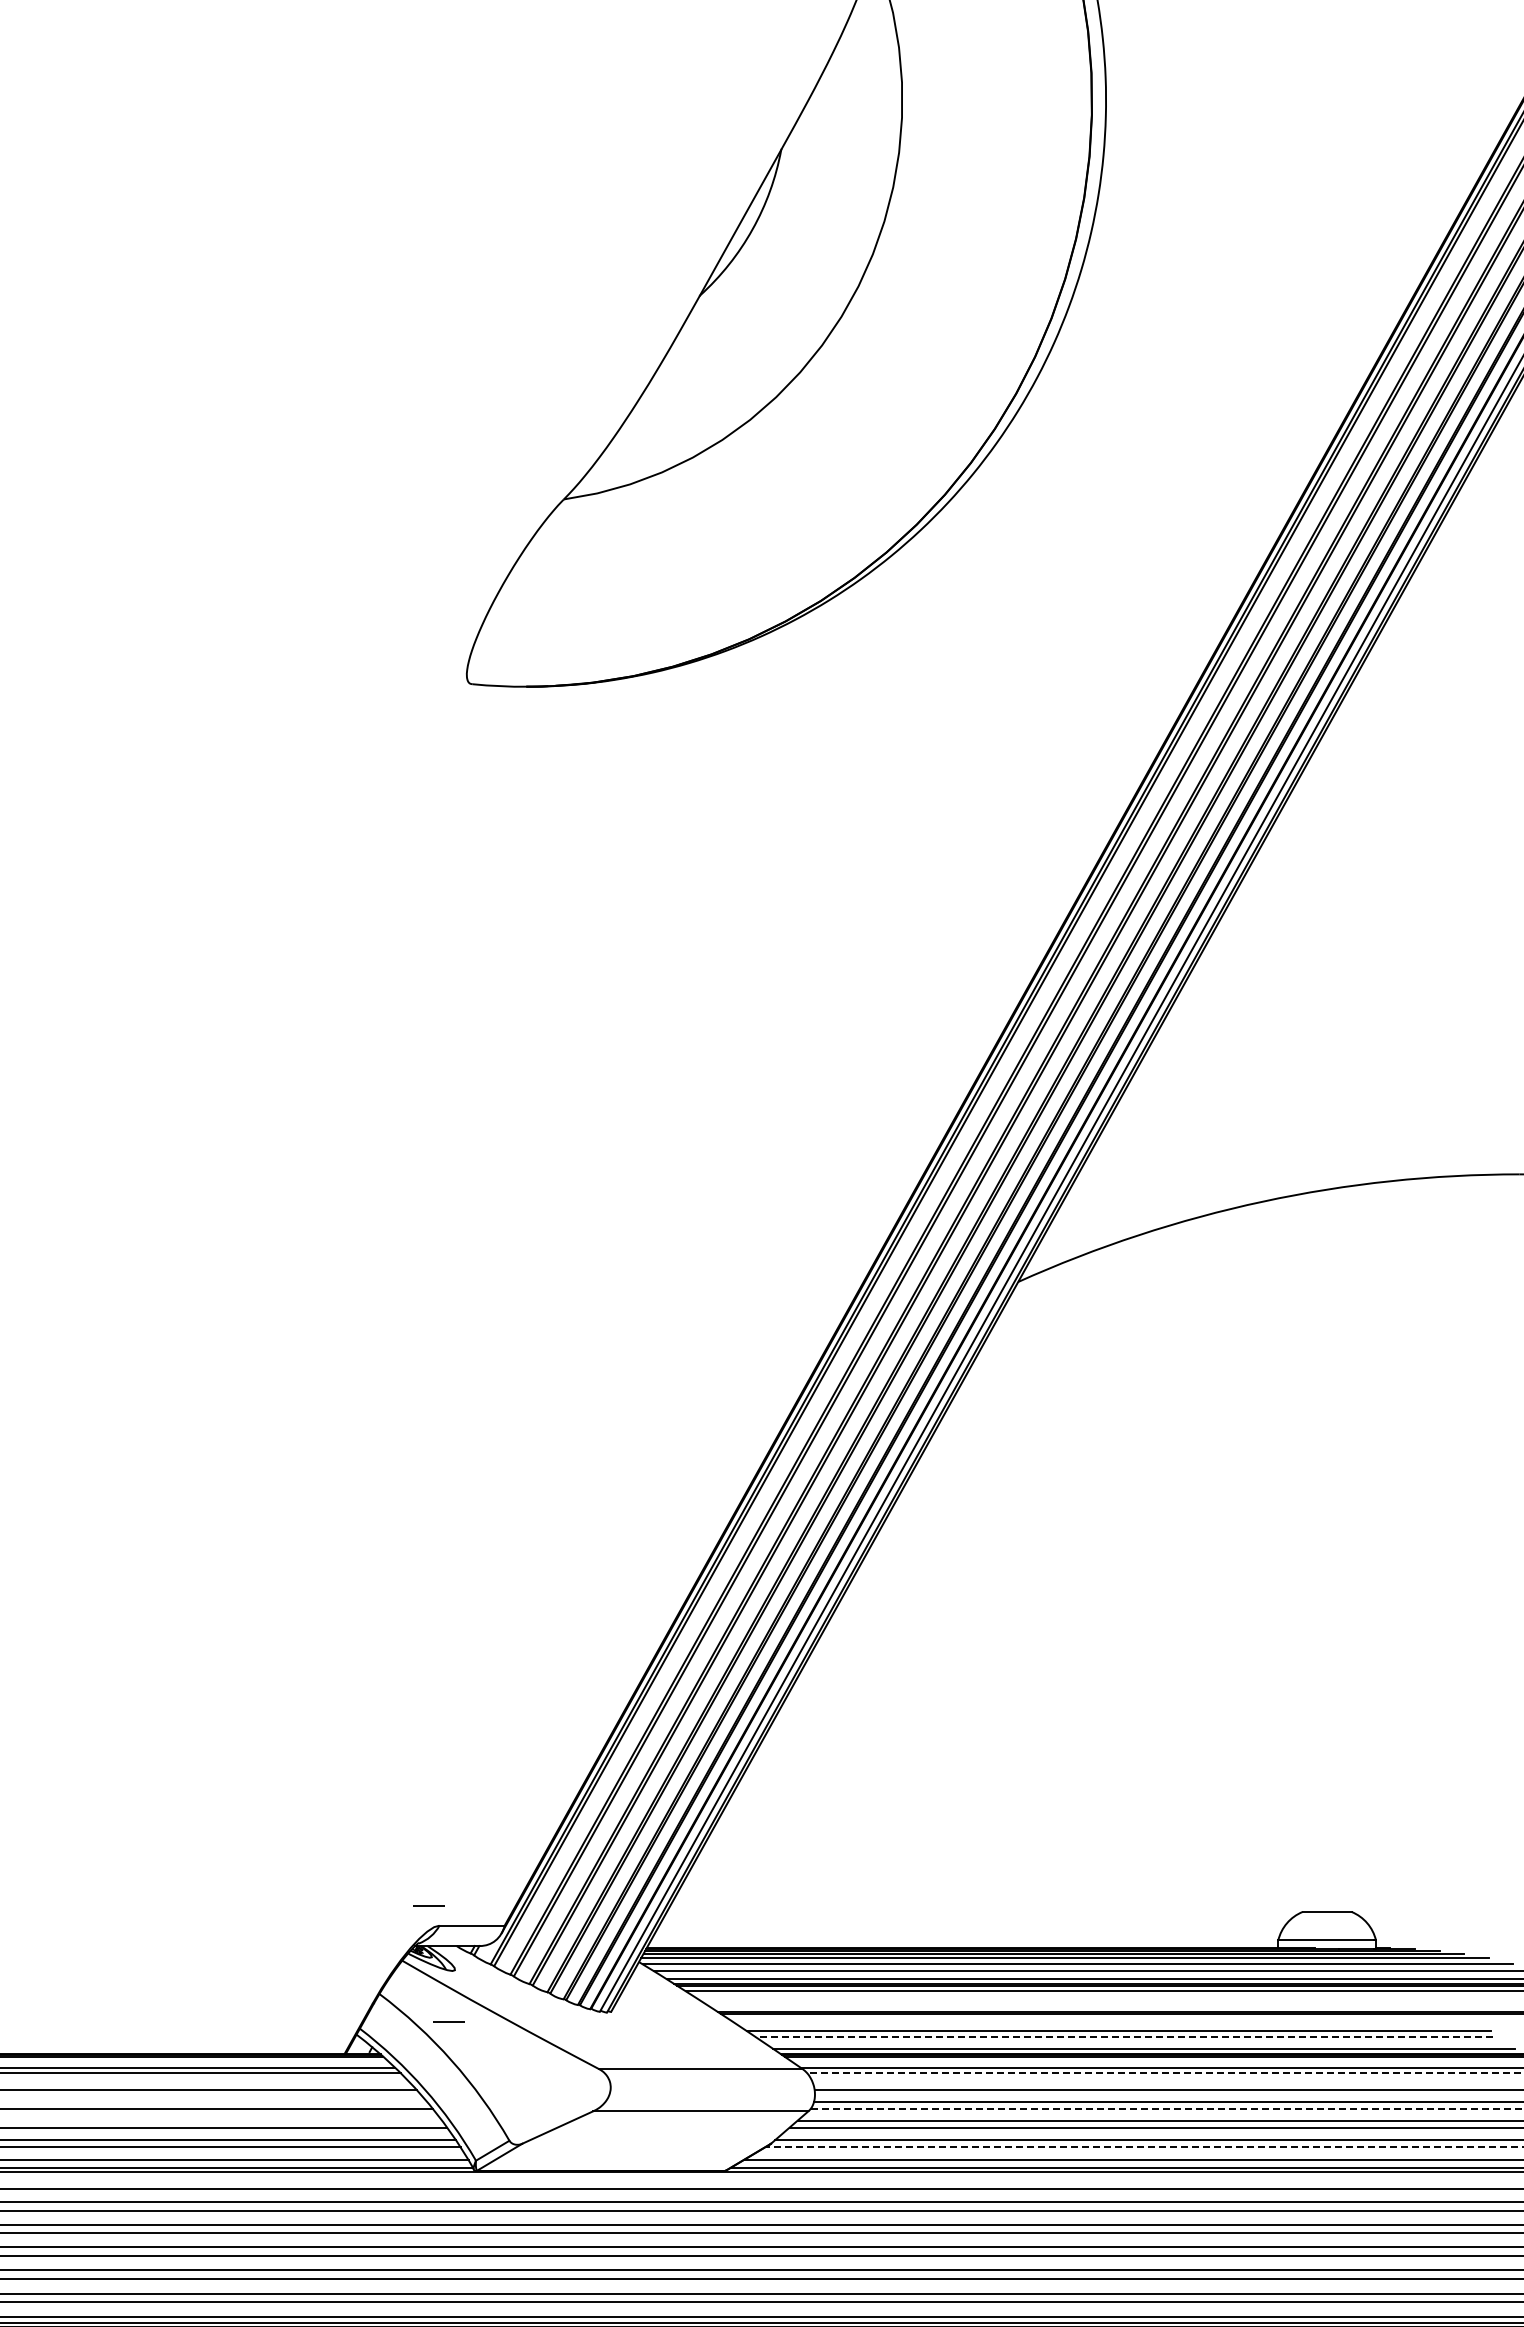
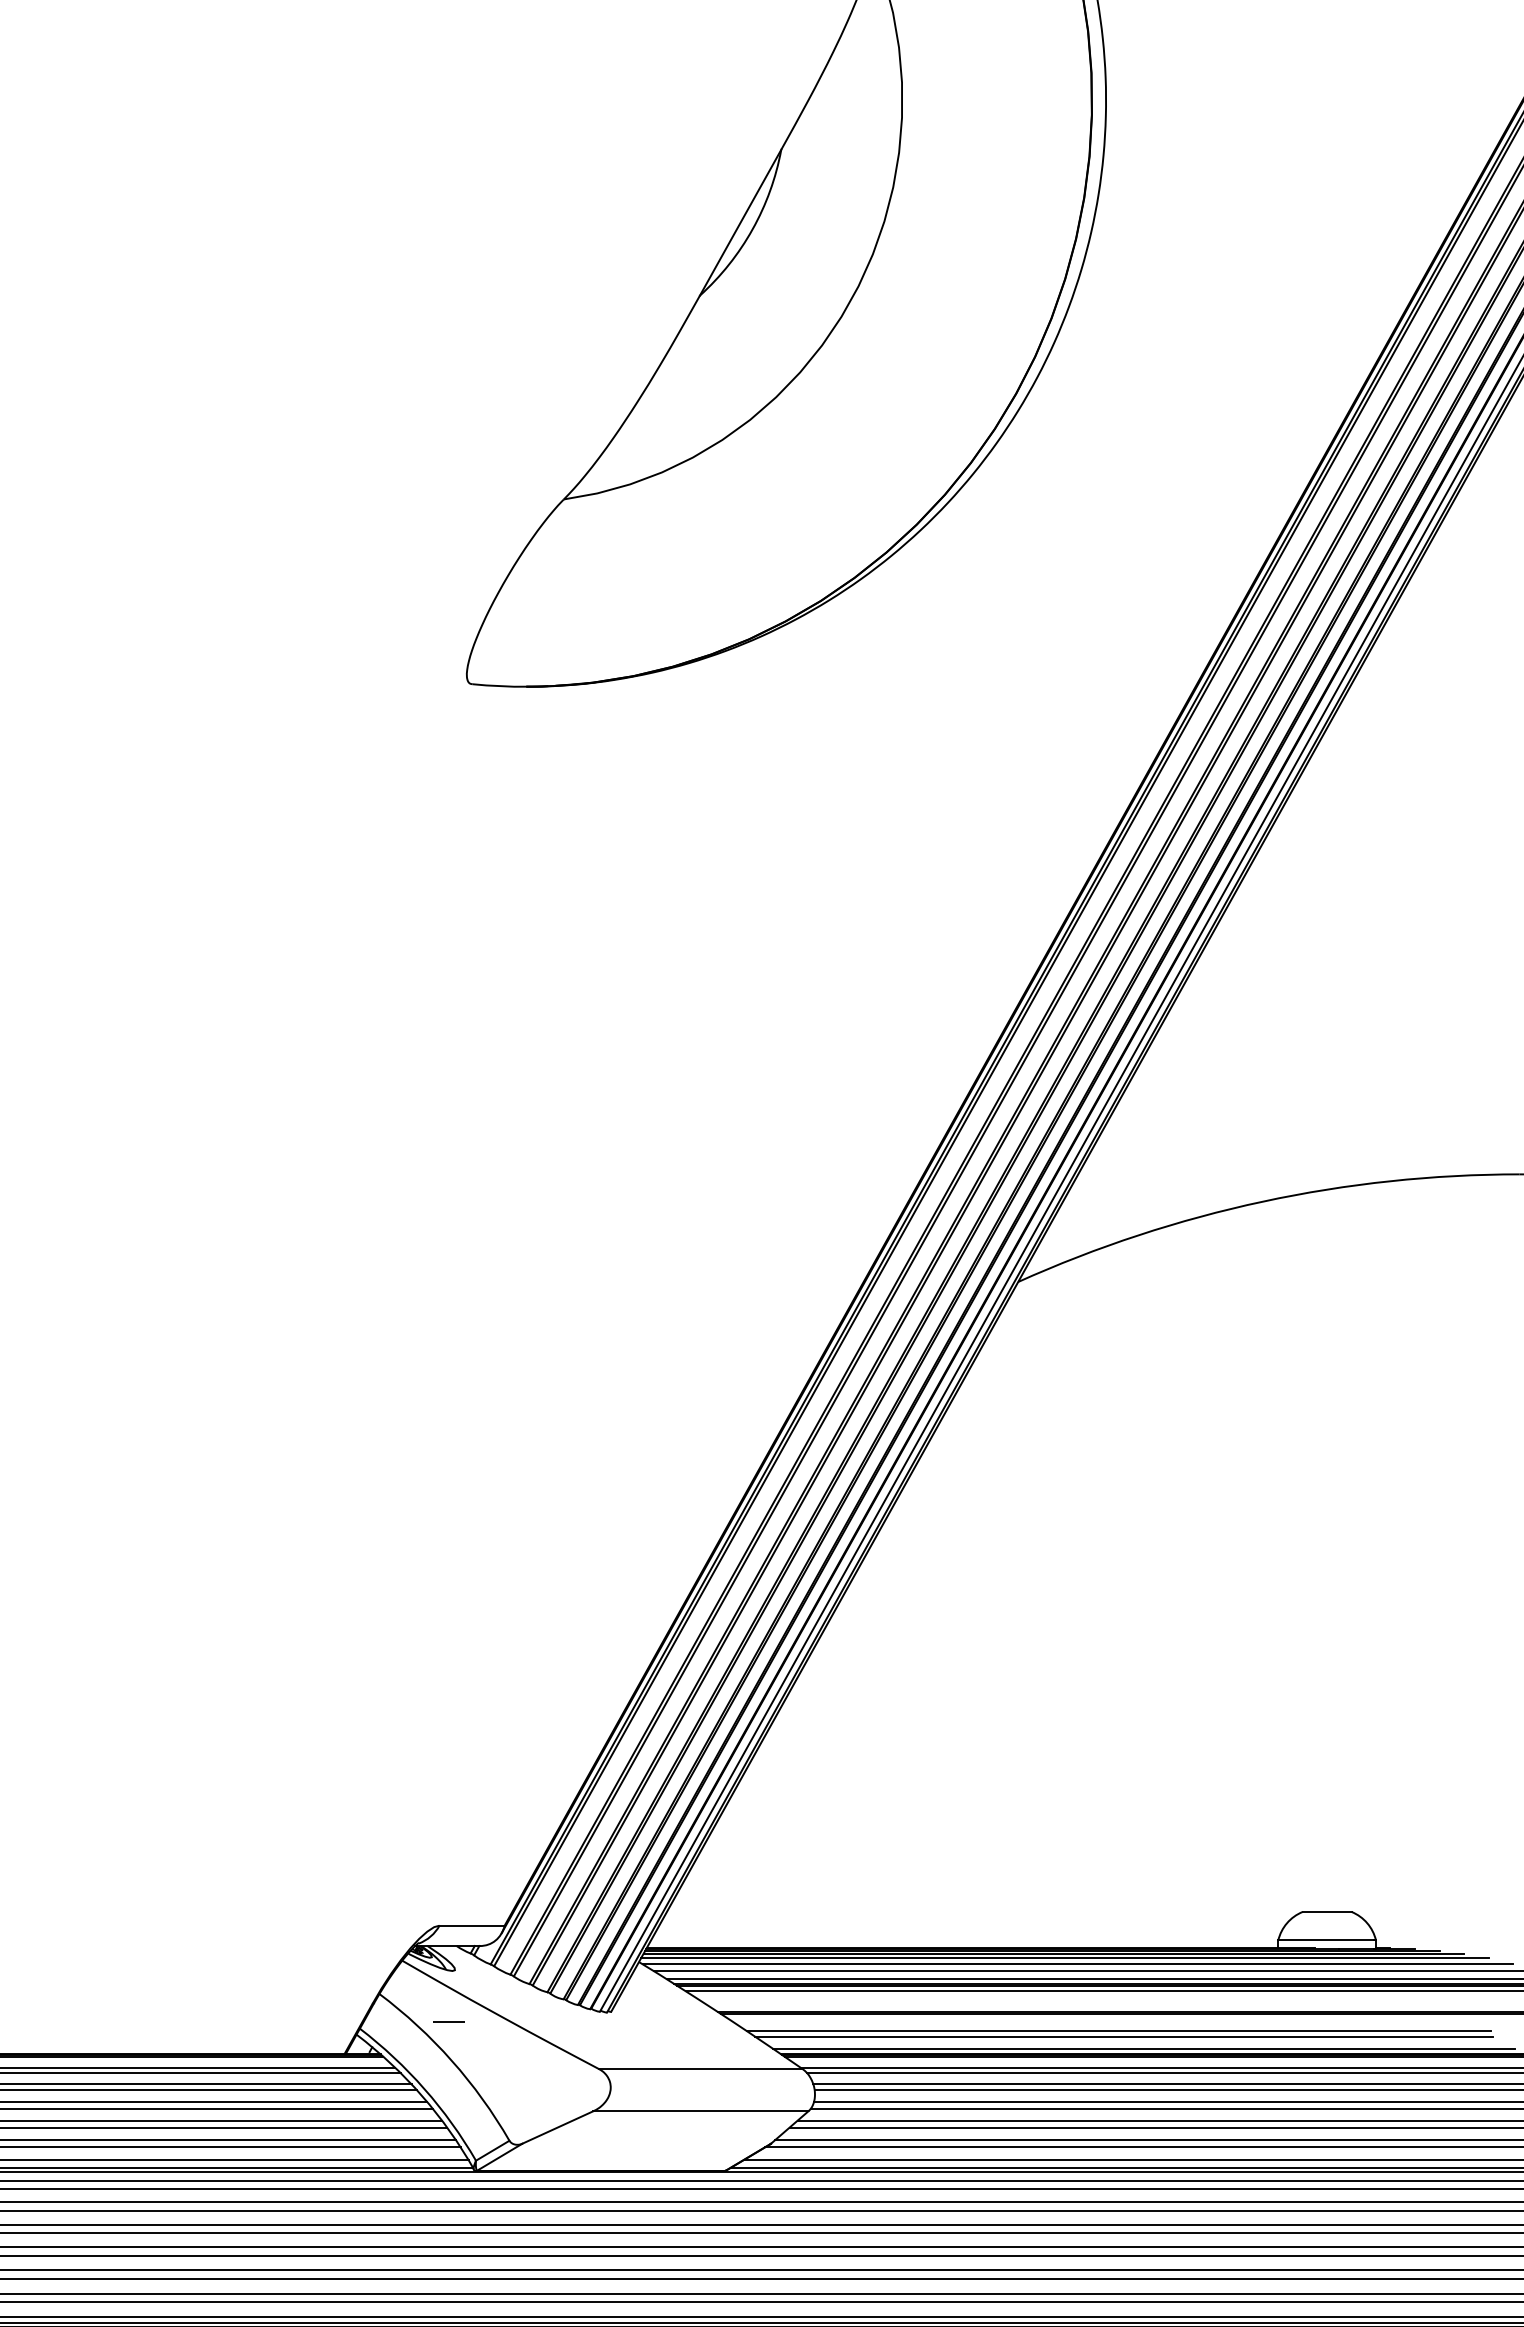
line: present -> none (428, 1905)
line: dashed -> solid (1124, 2036)
line: dashed -> solid (1165, 2073)
line: none -> present (206, 2084)
line: none -> present (1166, 2084)
line: none -> present (214, 2102)
line: dashed -> solid (1166, 2108)
line: none -> present (221, 2120)
line: dashed -> solid (1143, 2147)
line: none -> present (761, 2180)
